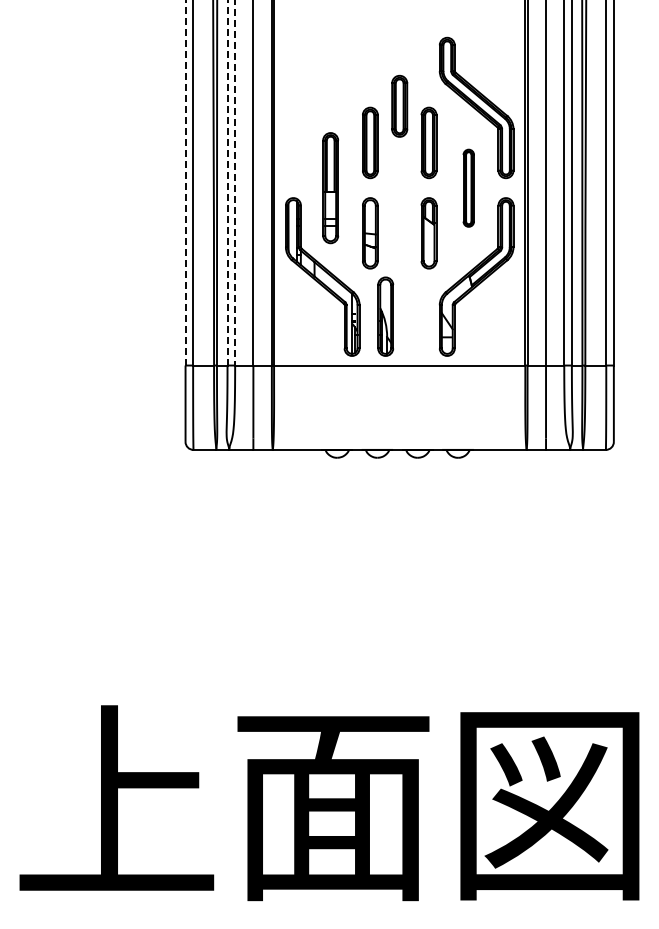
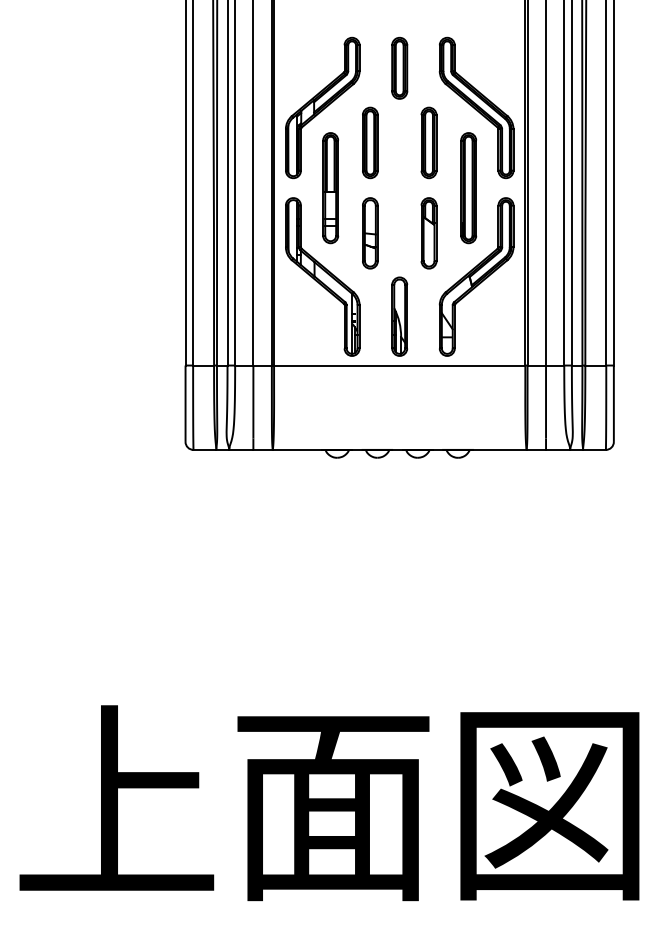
part position: (399, 105) -> (399, 67) (399, 67)
part: none -> present (322, 107)
line: dashed -> solid (185, 182)
line: dashed -> solid (227, 182)
line: dashed -> solid (235, 183)
part size: 13x80 px -> 18x113 px (468, 188)
part position: (385, 316) -> (399, 316) (399, 316)
